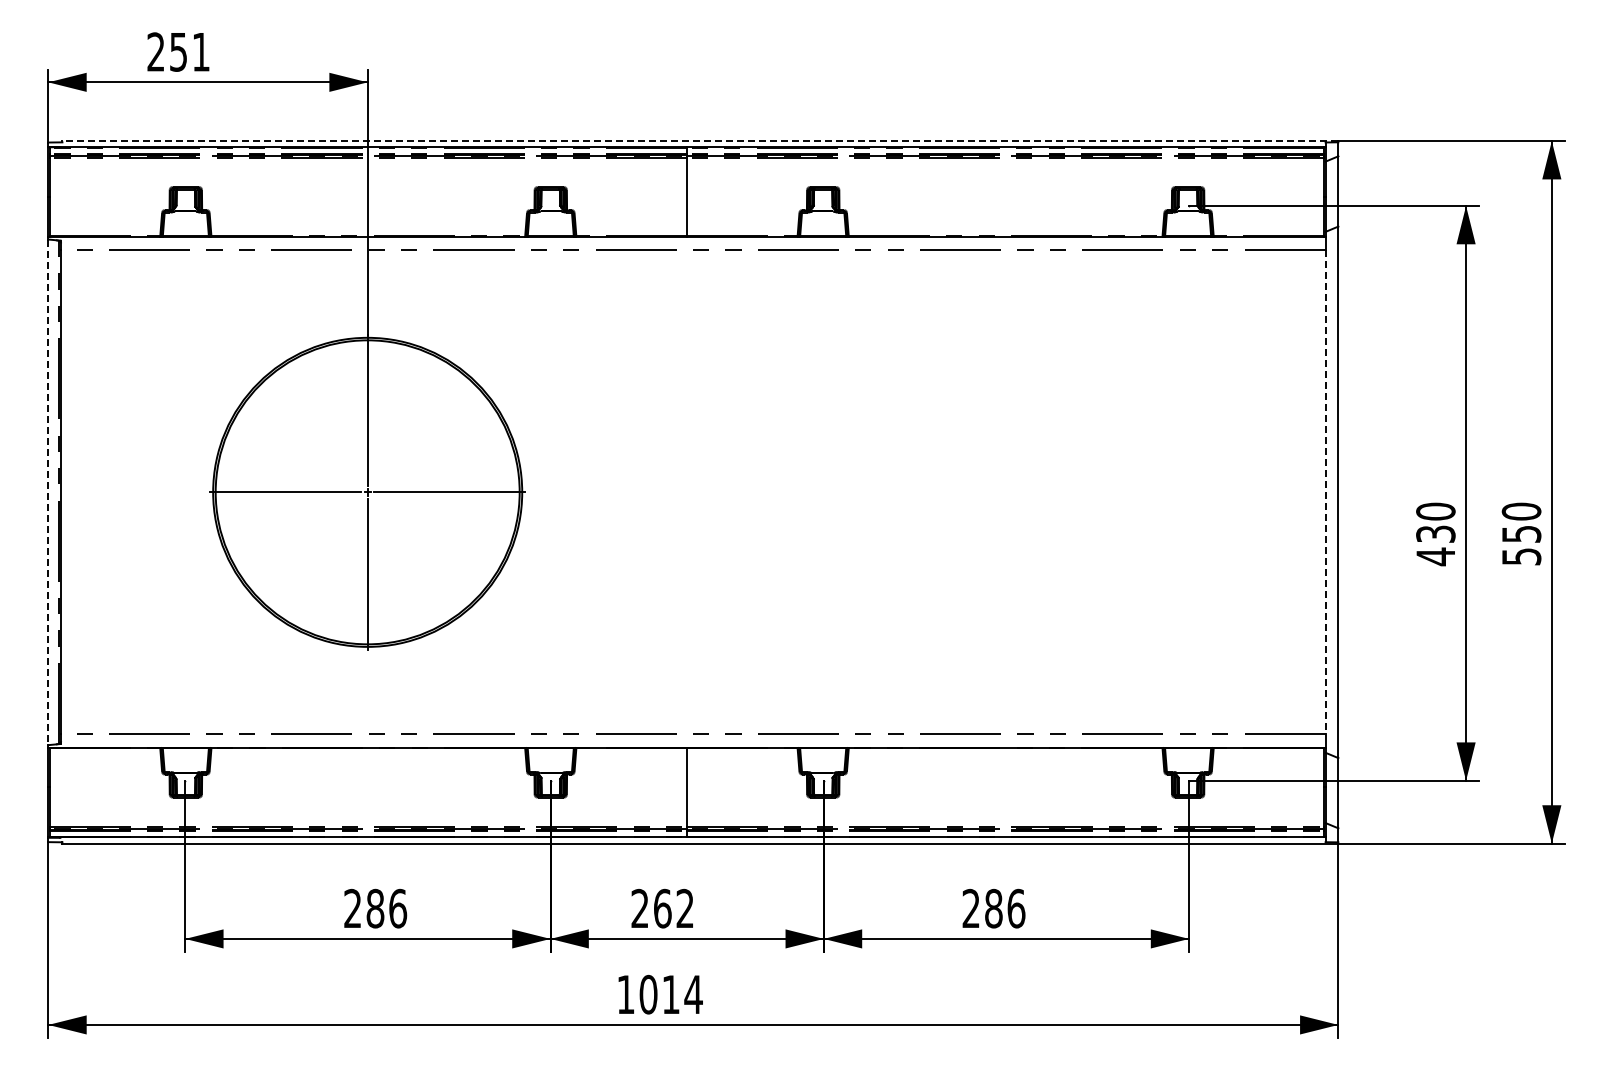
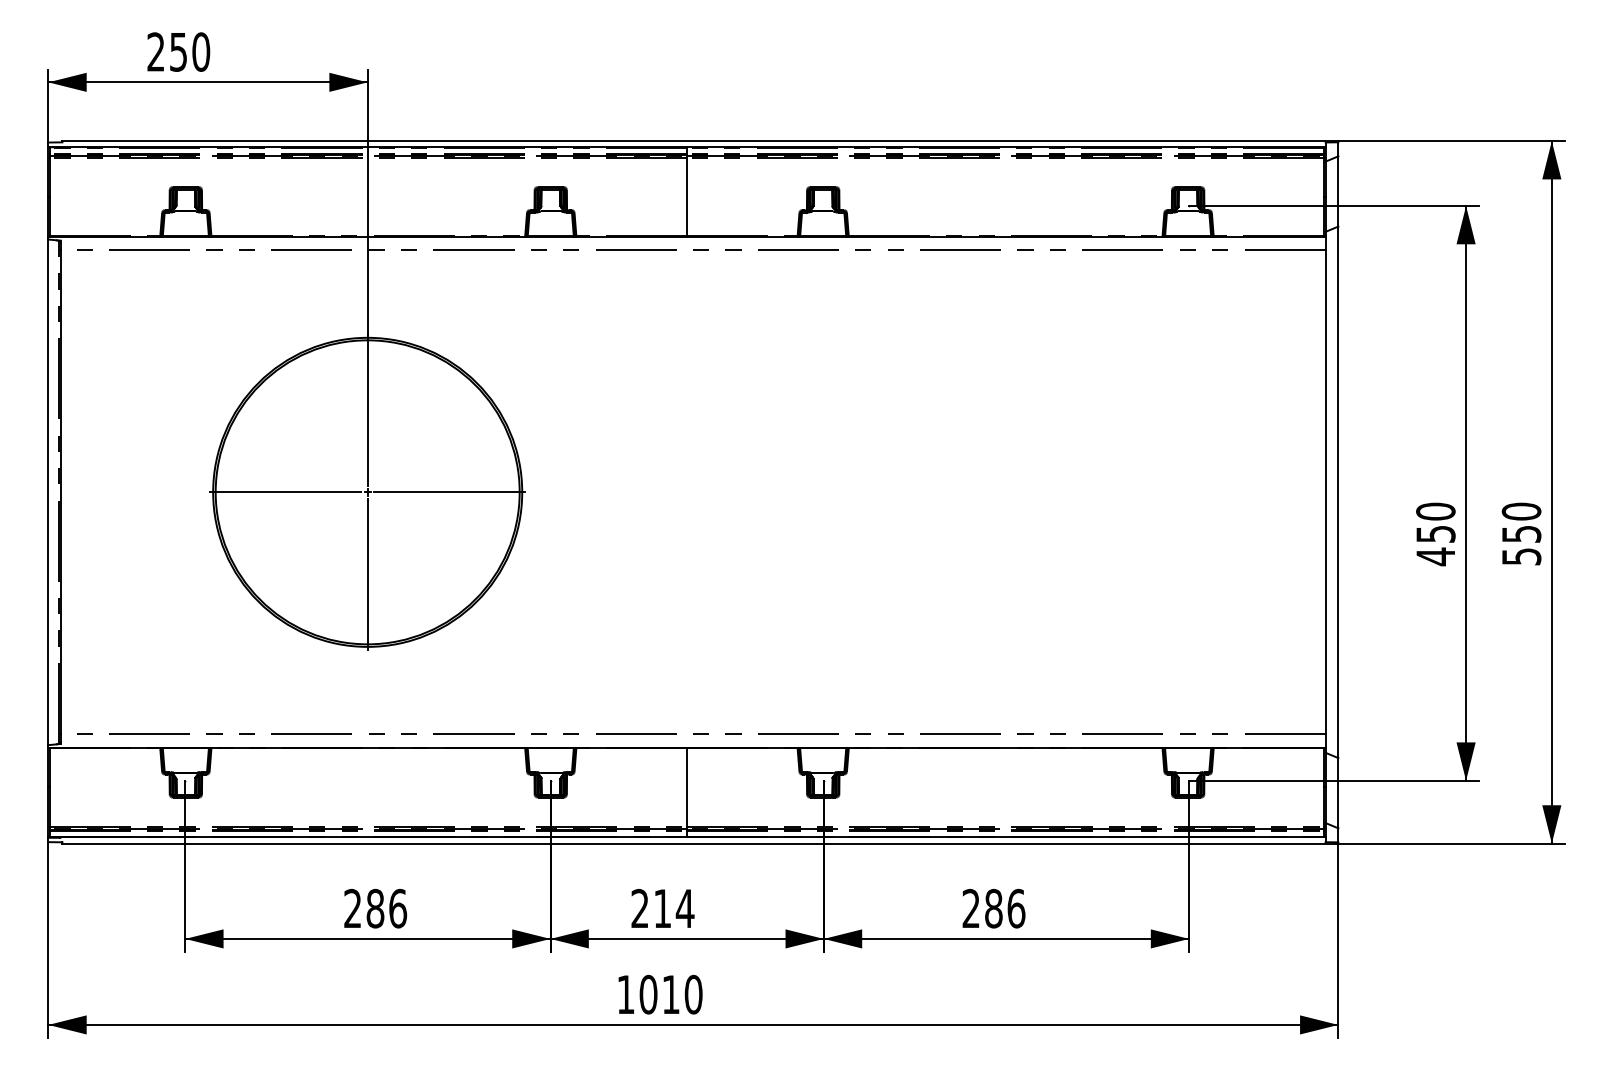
text: 251 -> 250 (201, 51)
line: dashed -> solid (700, 141)
line: dashed -> solid (48, 492)
line: dashed -> solid (1325, 492)
text: 430 -> 450 (1435, 533)
text: 262 -> 214 (674, 908)
text: 1014 -> 1010 (693, 994)
